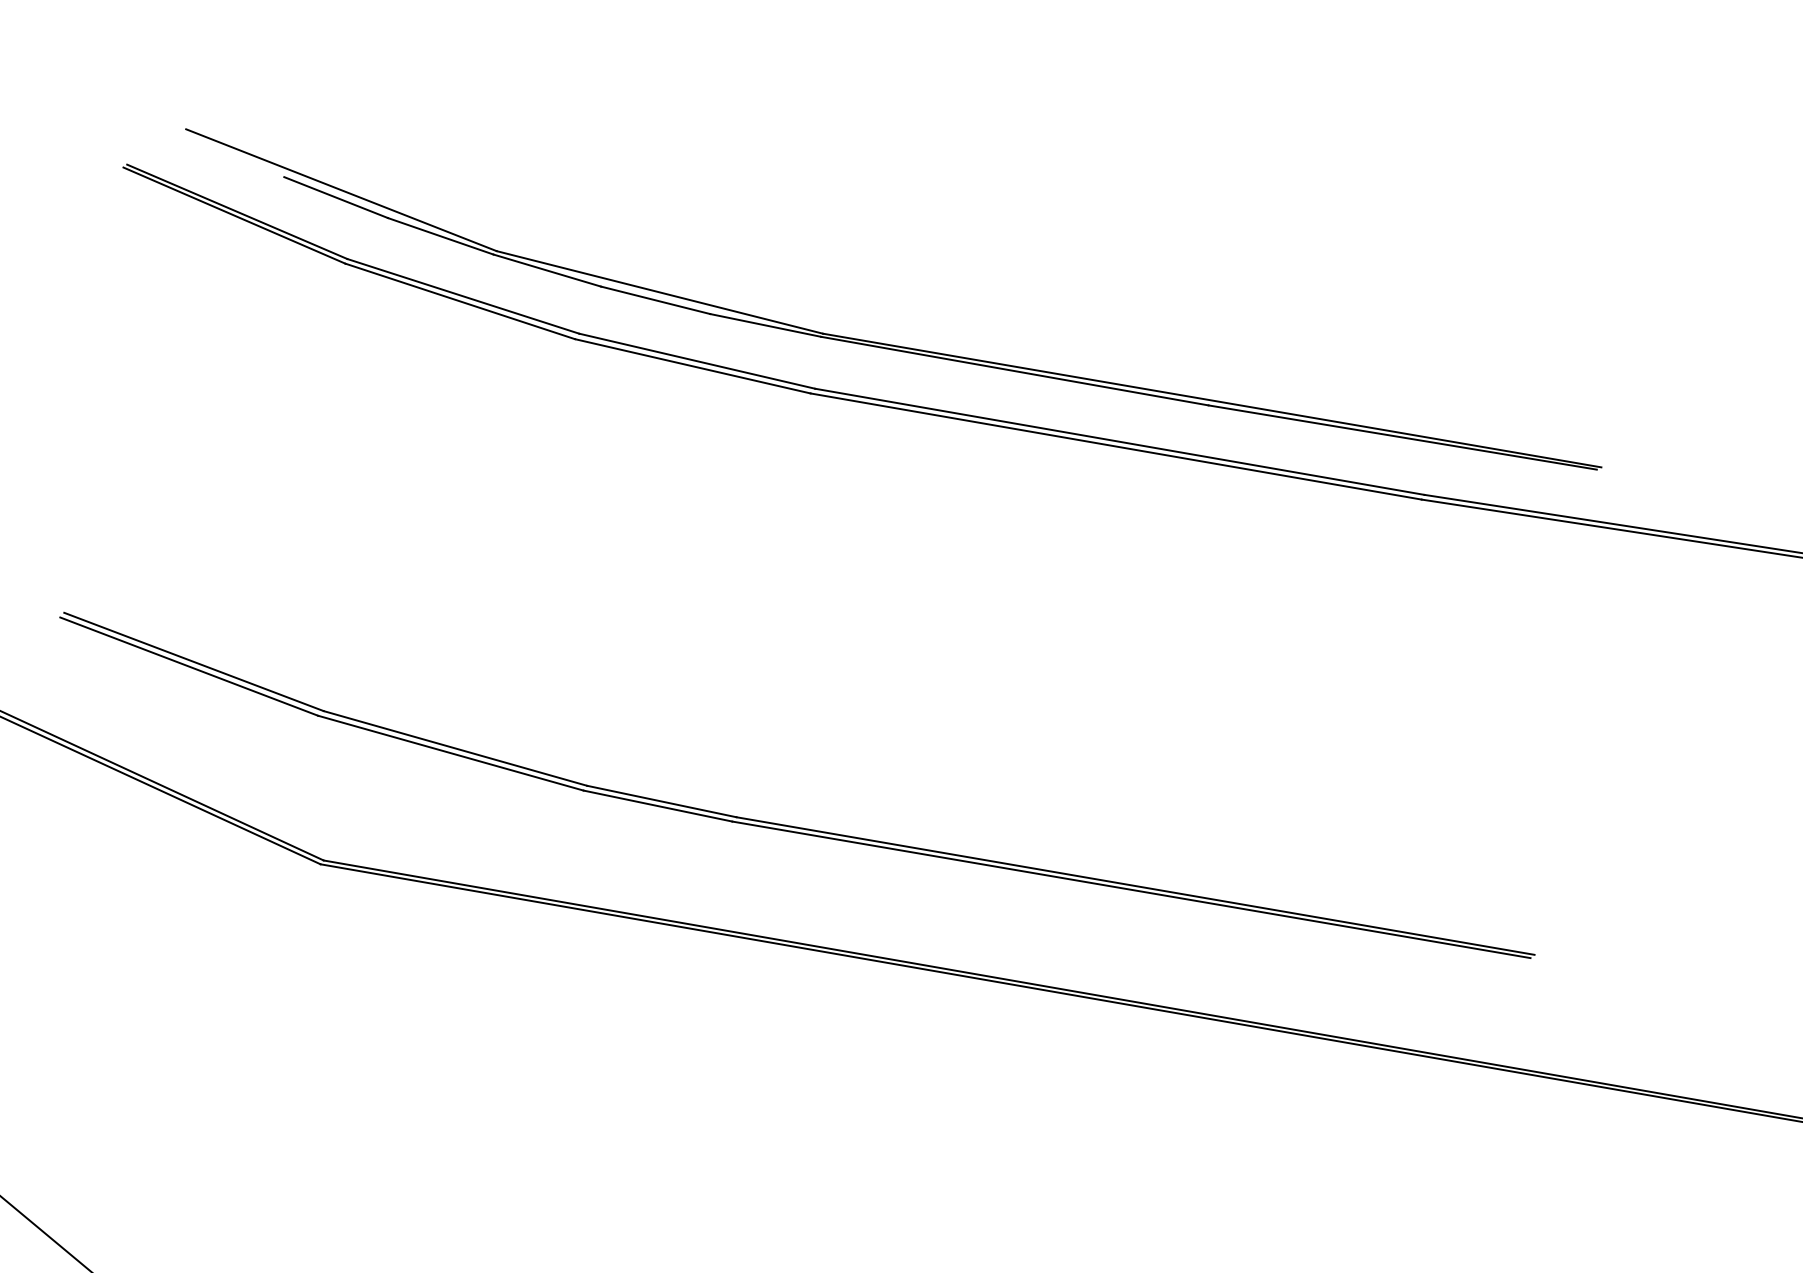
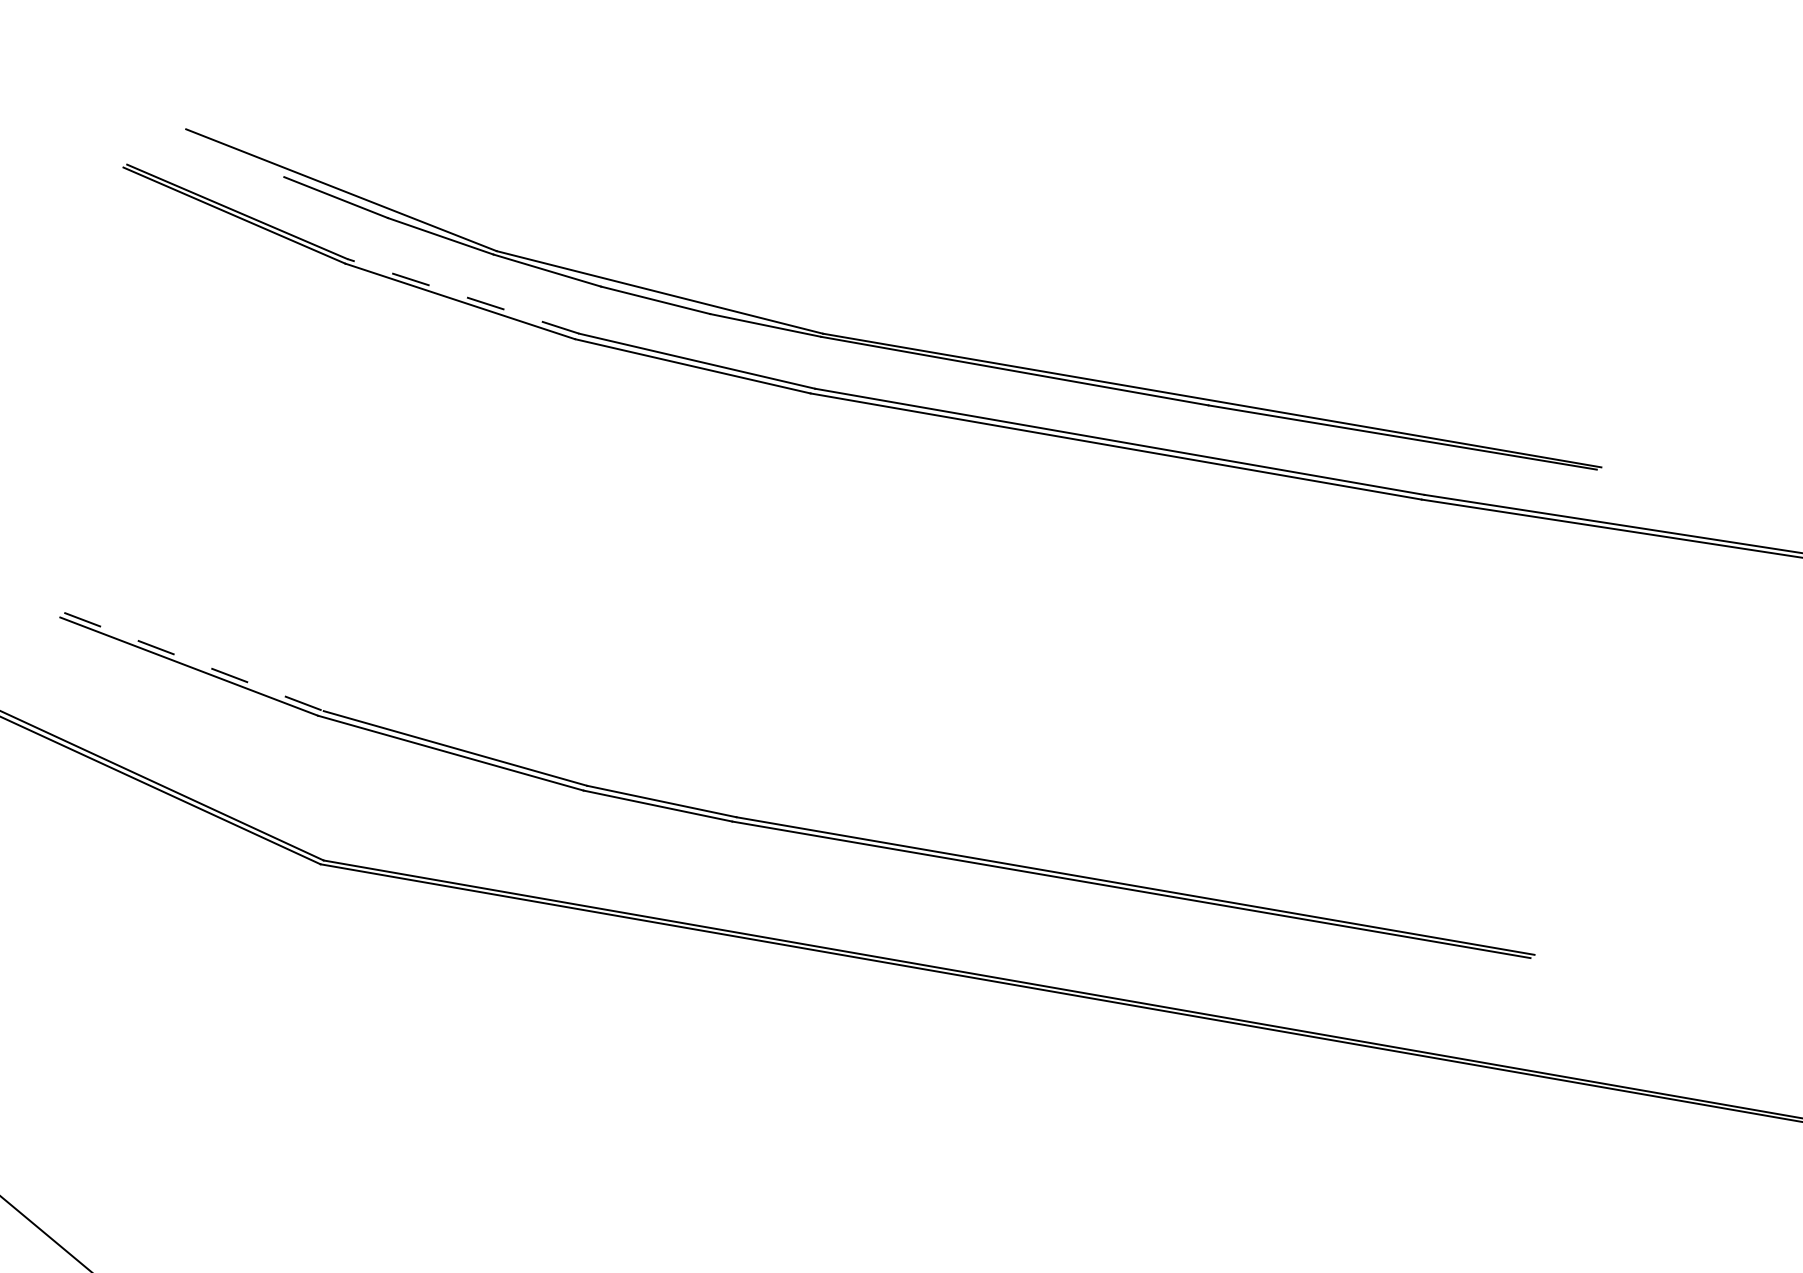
line: solid -> dashed (463, 296)
line: solid -> dashed (194, 661)
